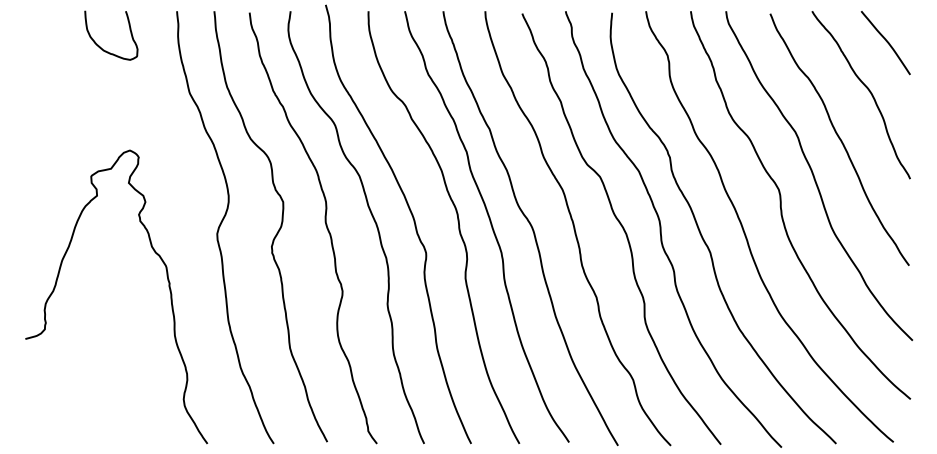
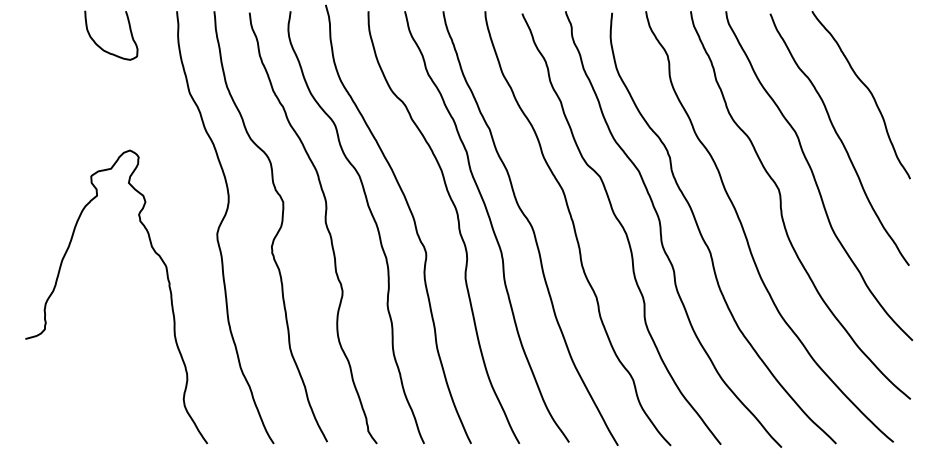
curve: present -> none (886, 42)
